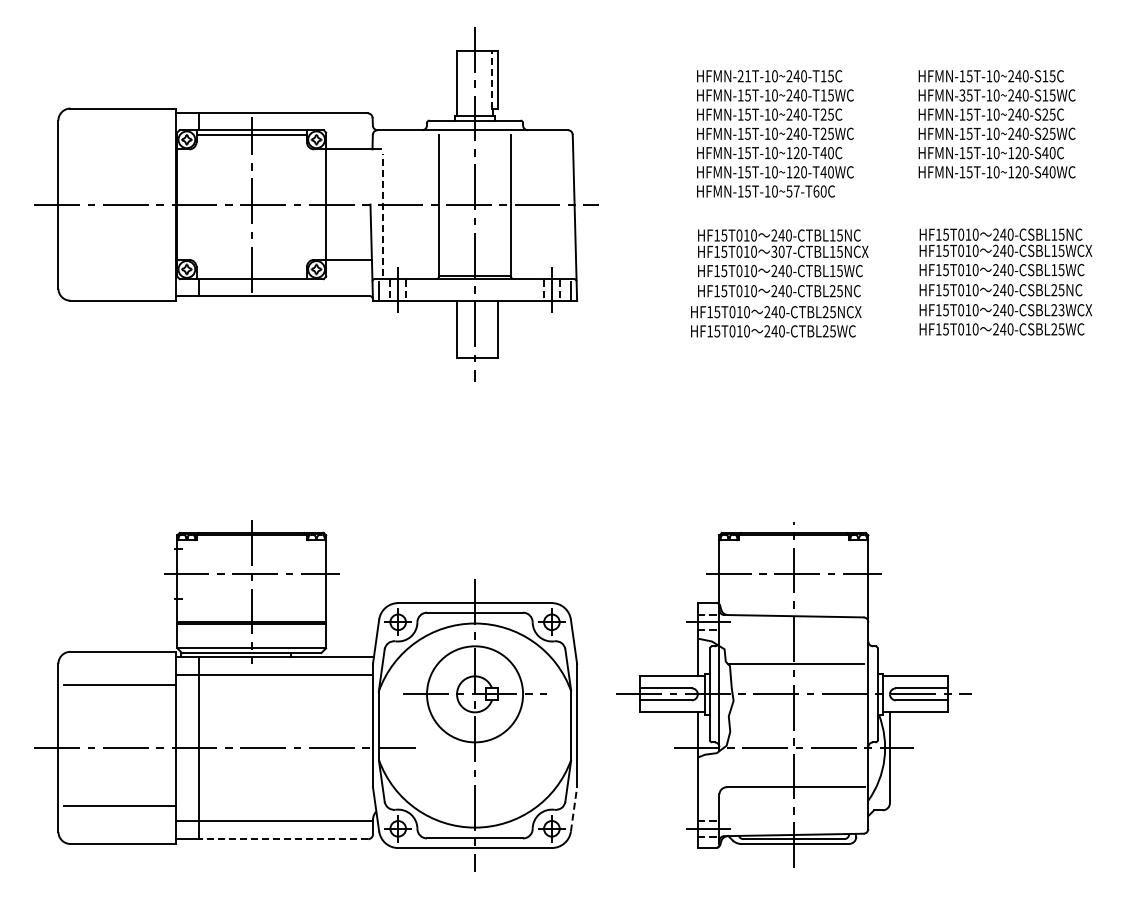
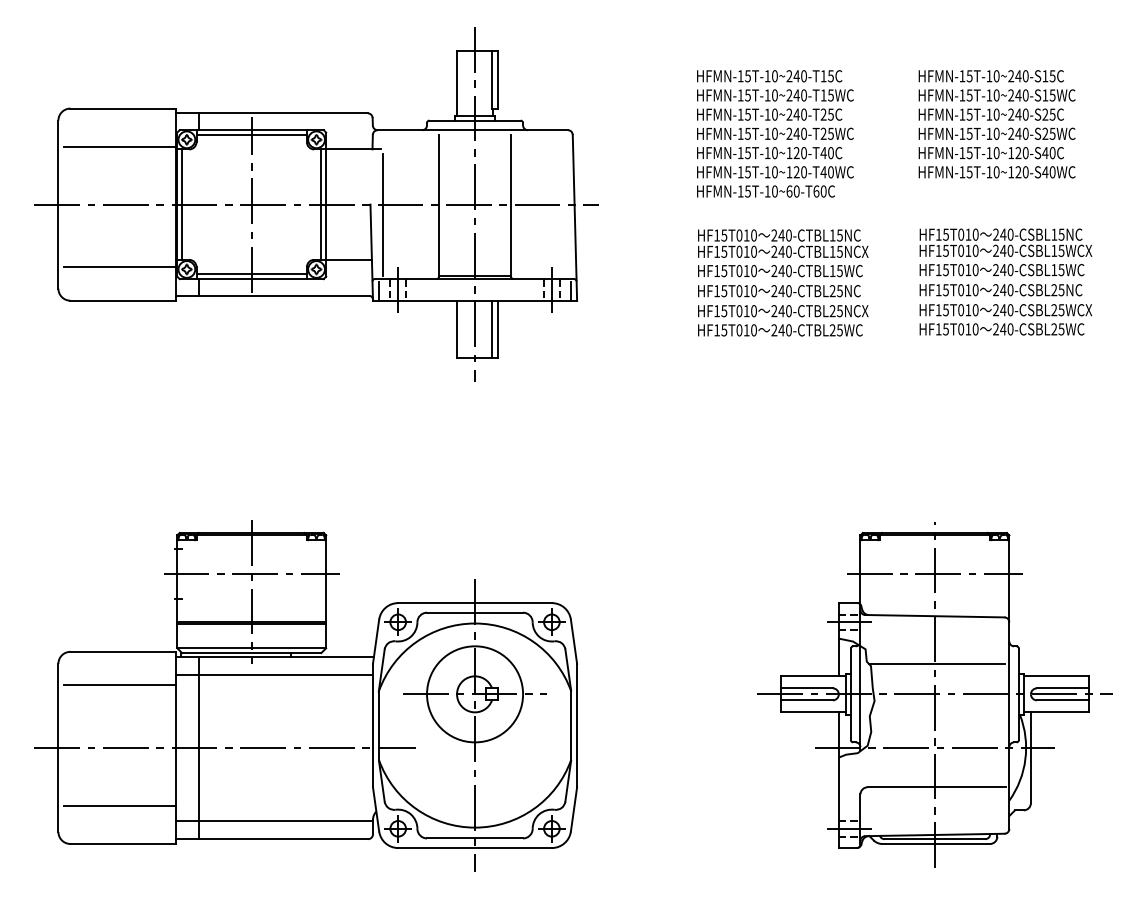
text: HFMN-21T-10~240-T15C -> HFMN-15T-10~240-T15C (743, 76)
line: dashed -> solid (492, 79)
text: HFMN-35T-10~240-S15WC -> HFMN-15T-10~240-S15WC (962, 95)
line: none -> present (120, 147)
text: HFMN-15T-10~57-T60C -> HFMN-15T-10~60-T60C (792, 191)
line: none -> present (182, 204)
line: none -> present (321, 204)
line: dashed -> solid (383, 214)
text: 307-CTBL15NCX -> 240-CTBL15NCX (781, 251)
line: none -> present (120, 267)
line: none -> present (251, 274)
text: 240-CSBL23WCX -> 240-CSBL25WCX (1061, 309)
text position: (776, 321) -> (783, 320) (783, 320)
line: none -> present (492, 329)
part position: (793, 694) -> (934, 694) (934, 694)
line: dashed -> solid (574, 808)
line: dashed -> solid (283, 839)
